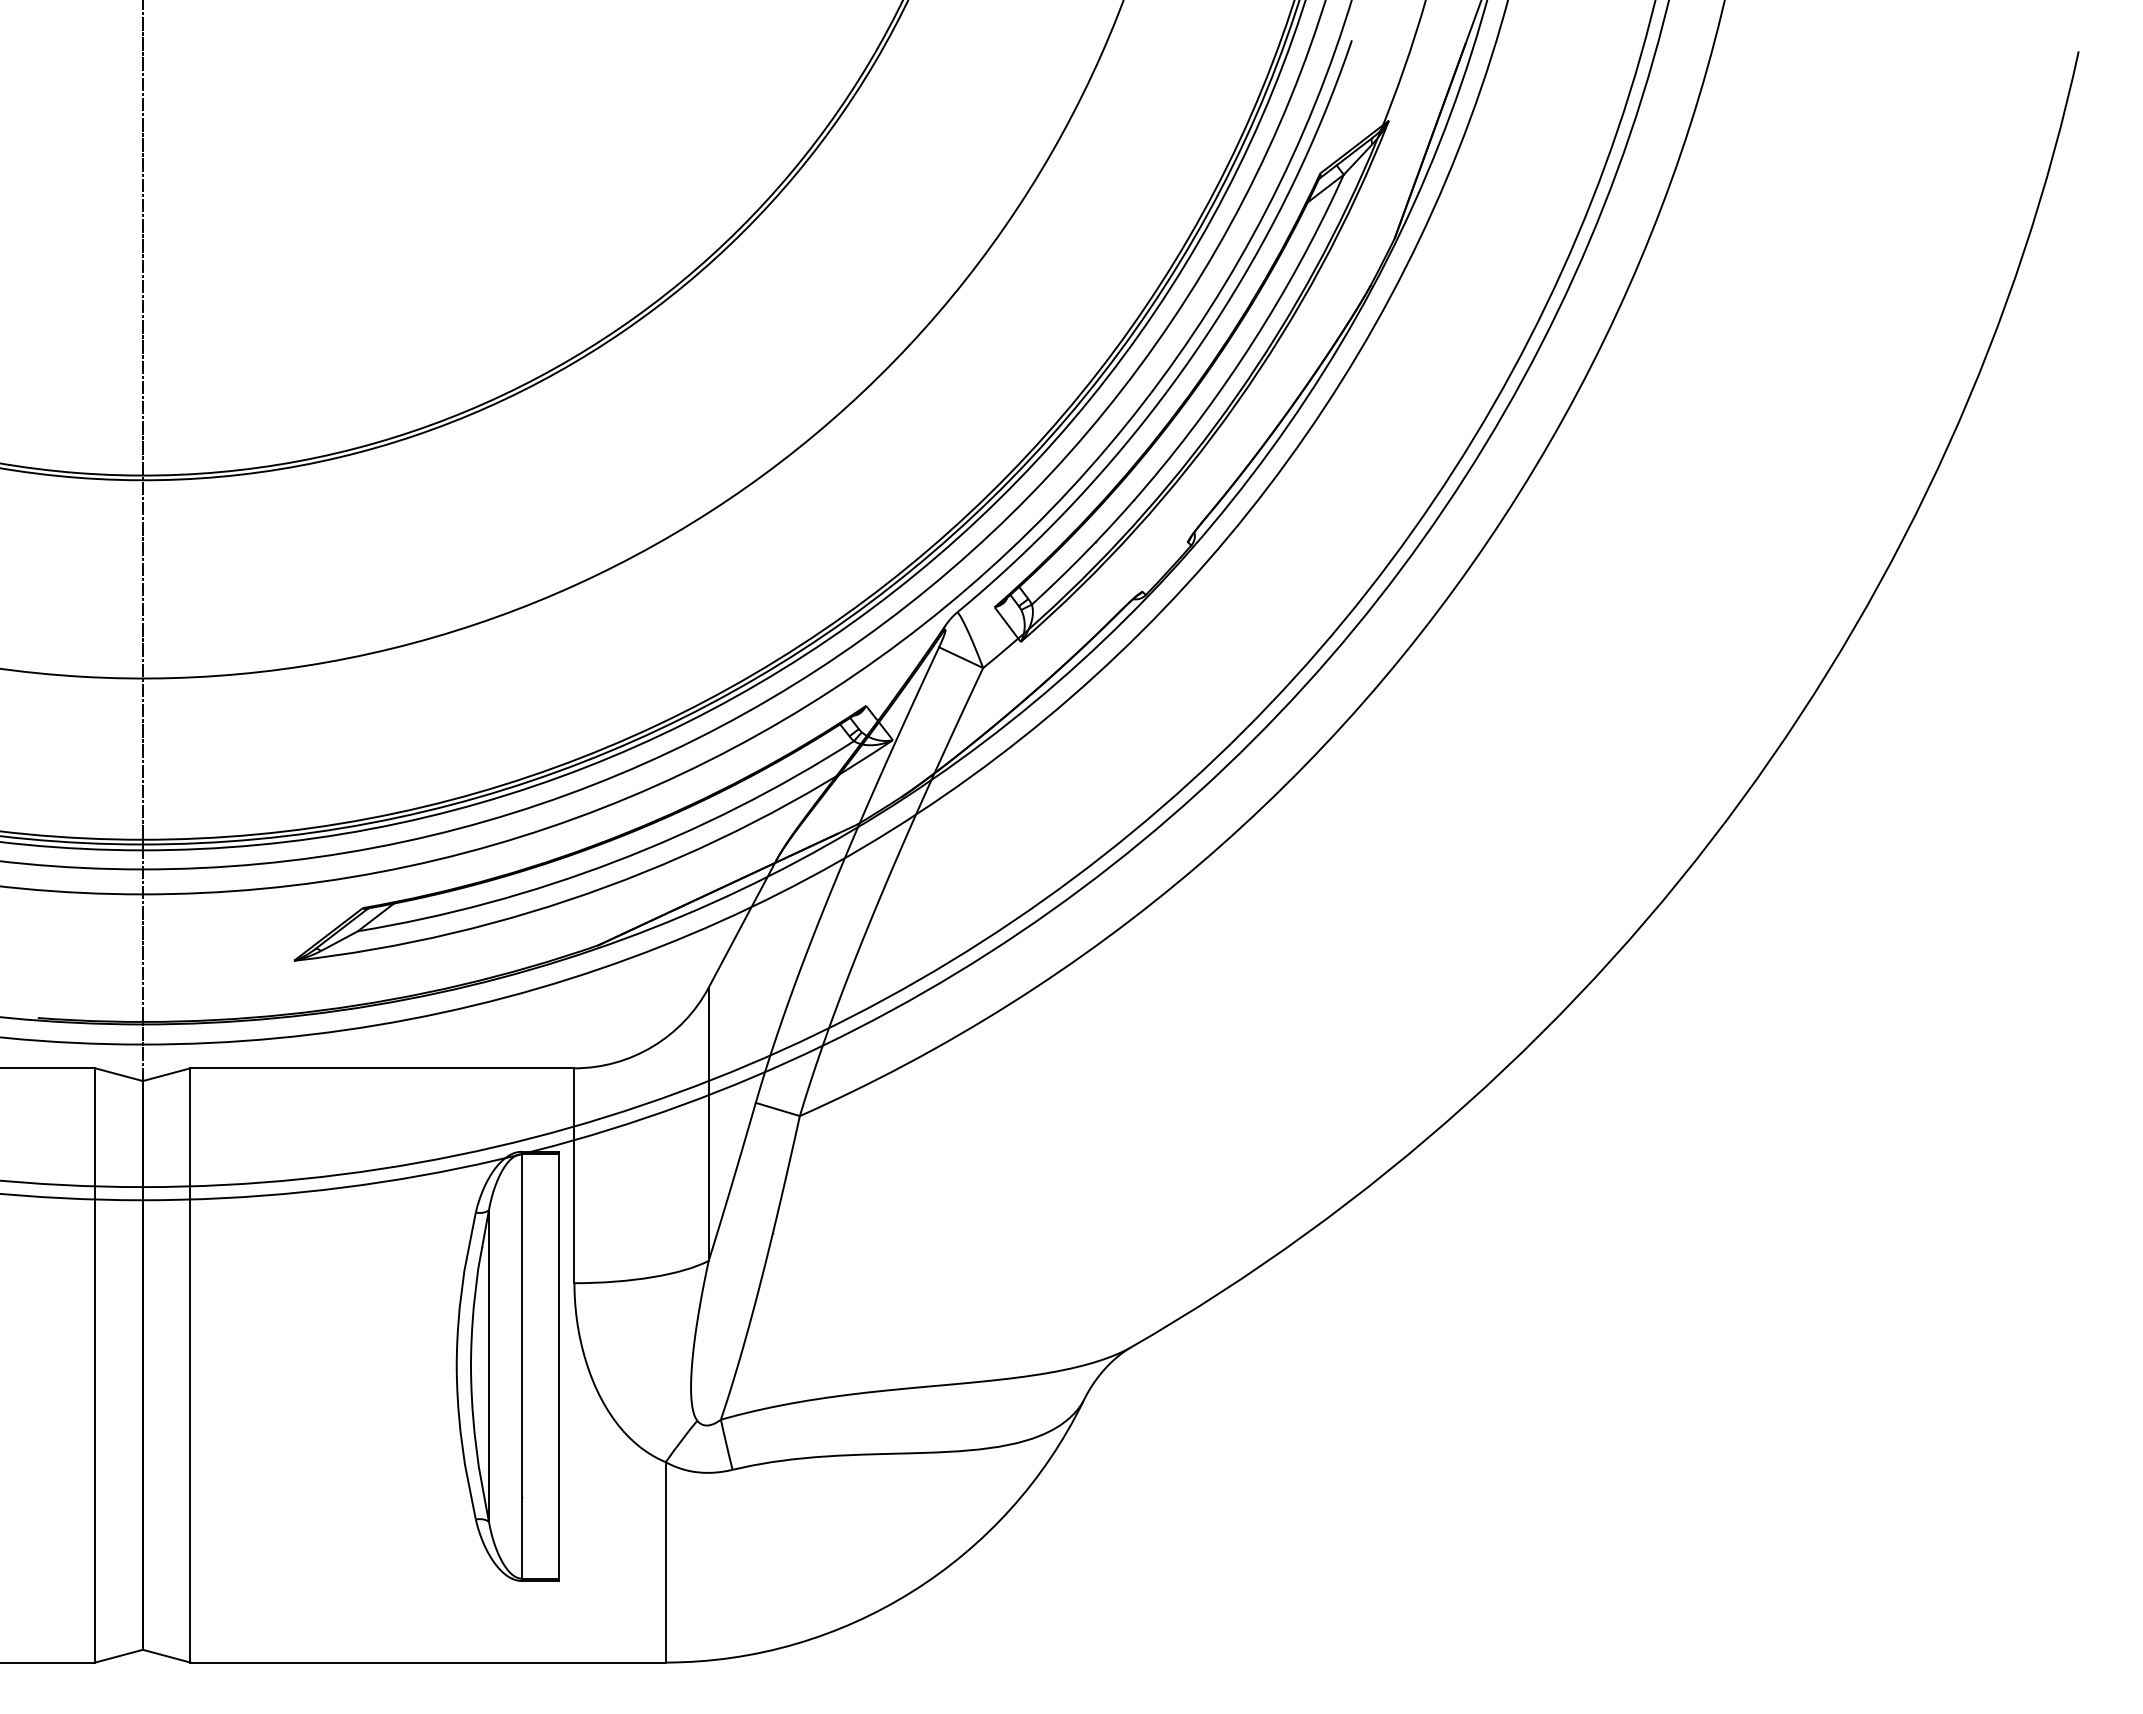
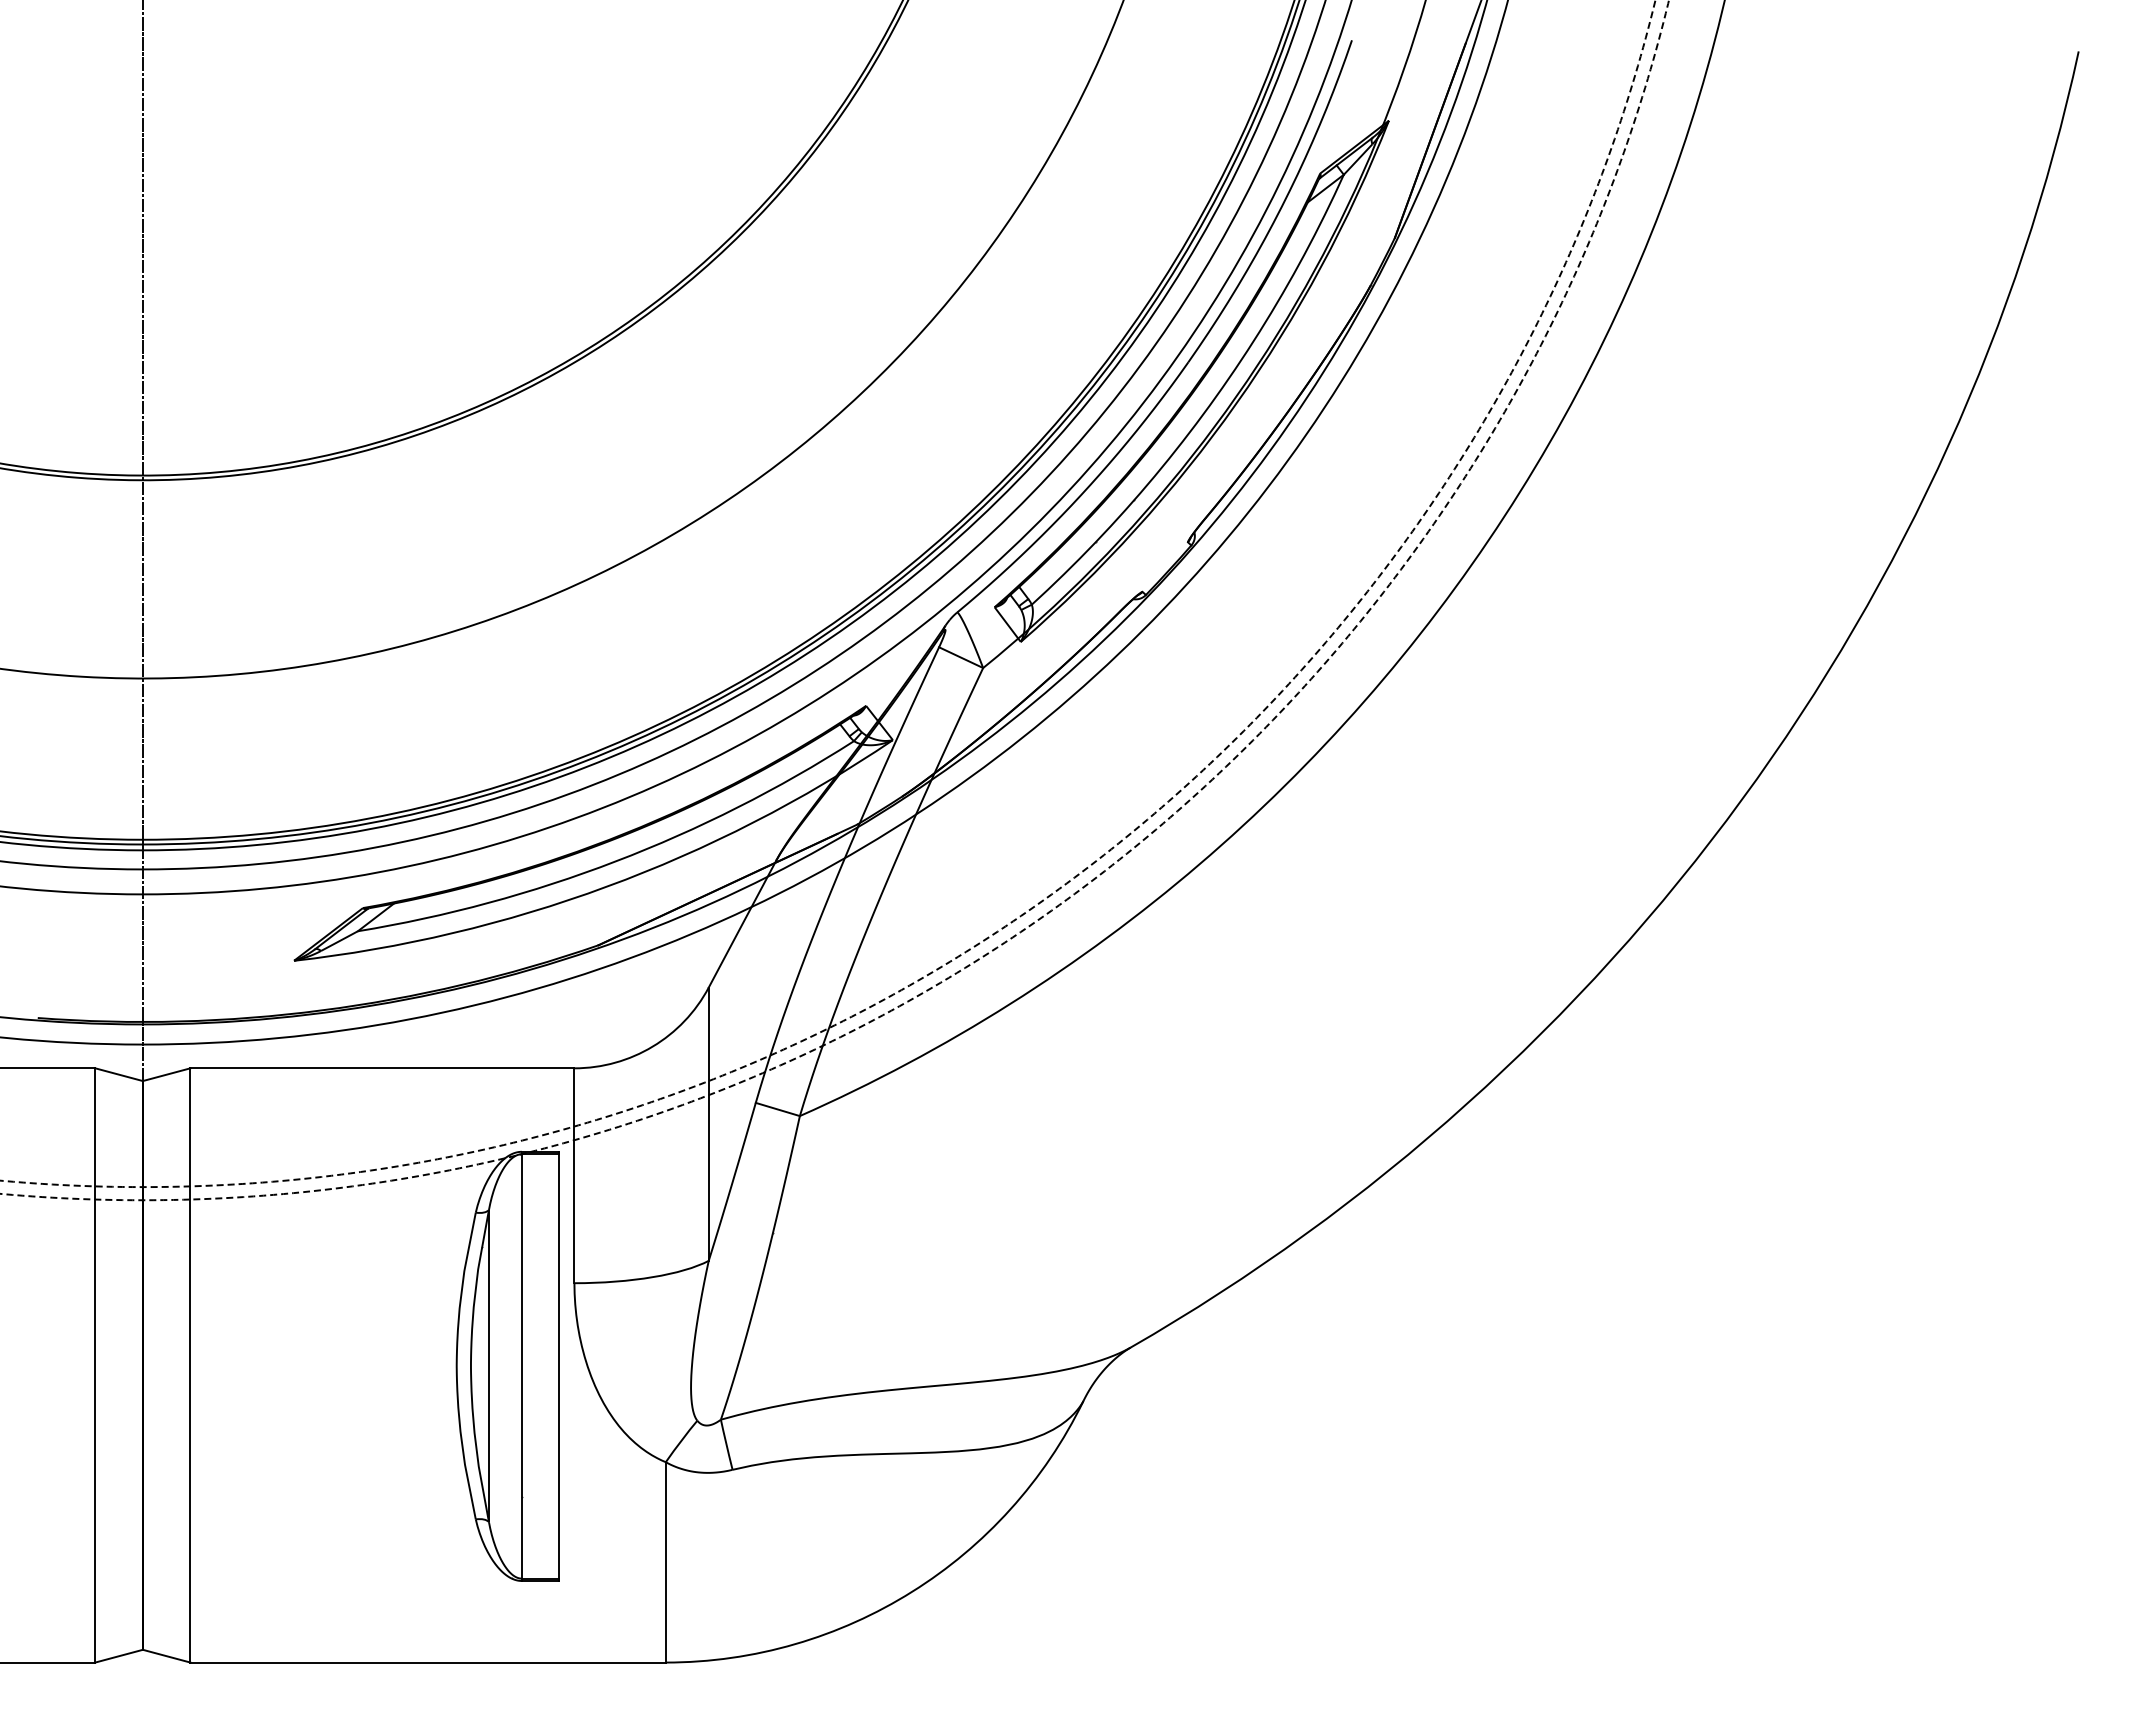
circle: solid -> dashed (827, 593)
circle: solid -> dashed (834, 600)
